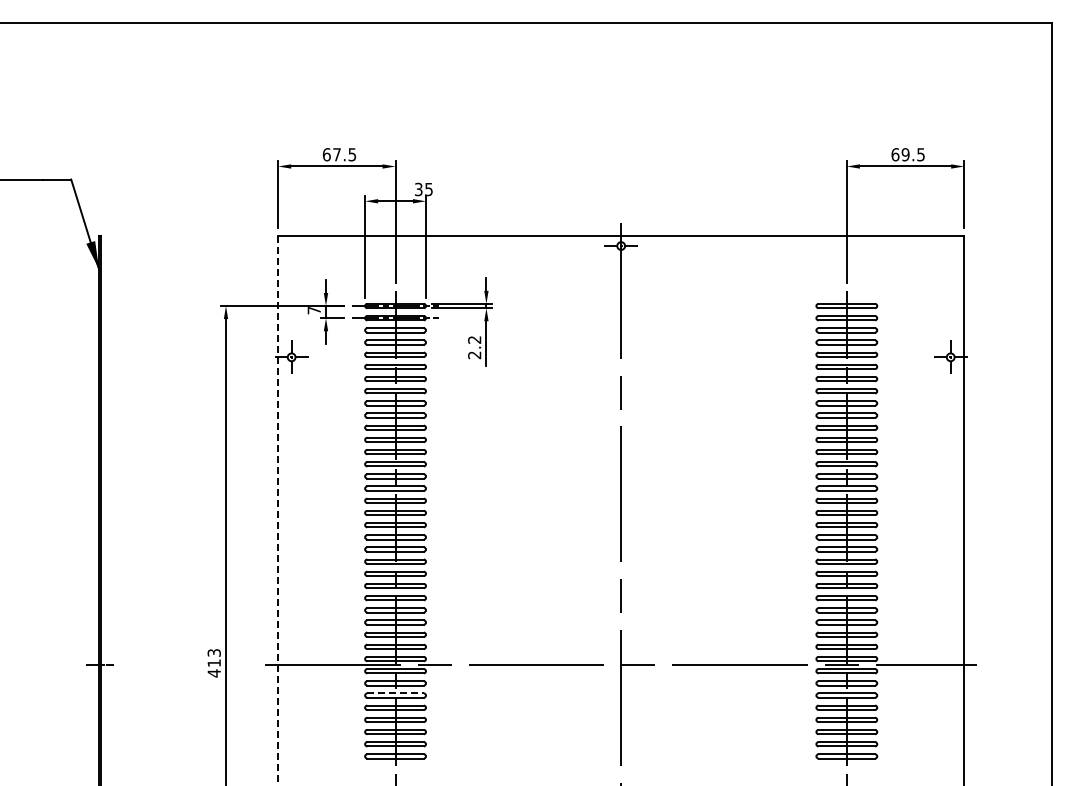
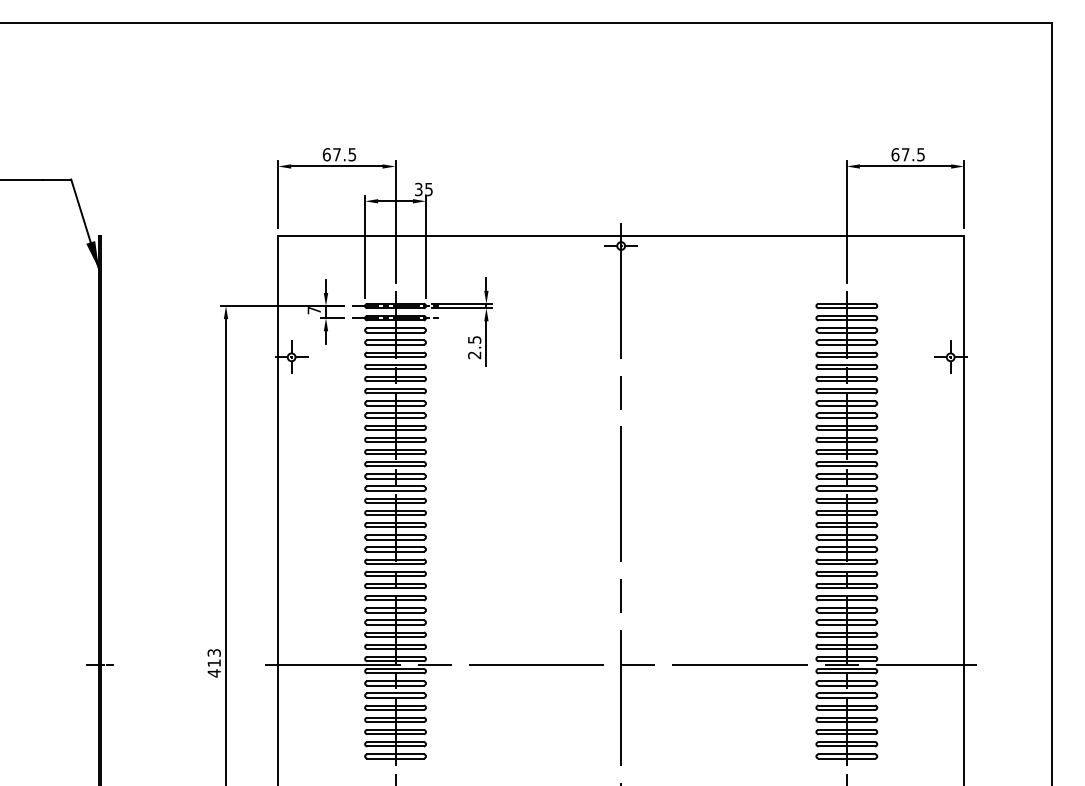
text: 69.5 -> 67.5 (905, 154)
text: 2.2 -> 2.5 (474, 339)
line: dashed -> solid (278, 510)
line: dashed -> solid (396, 693)
